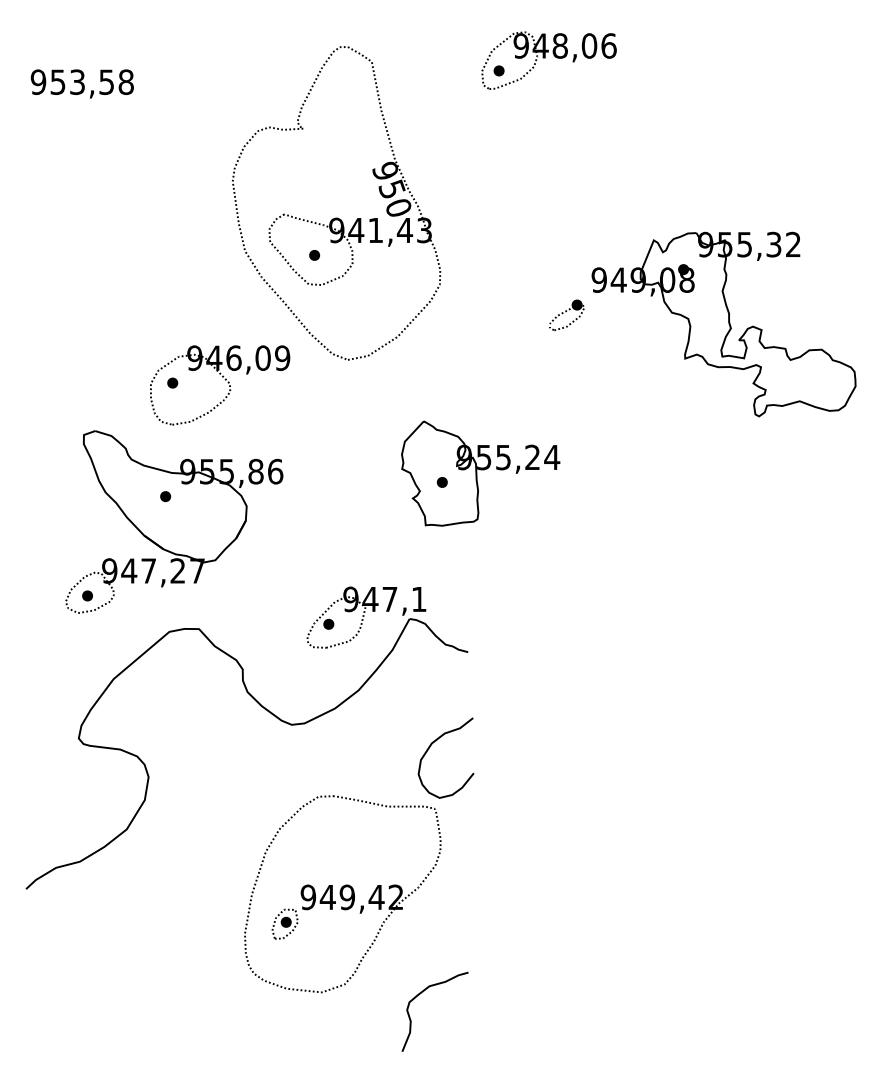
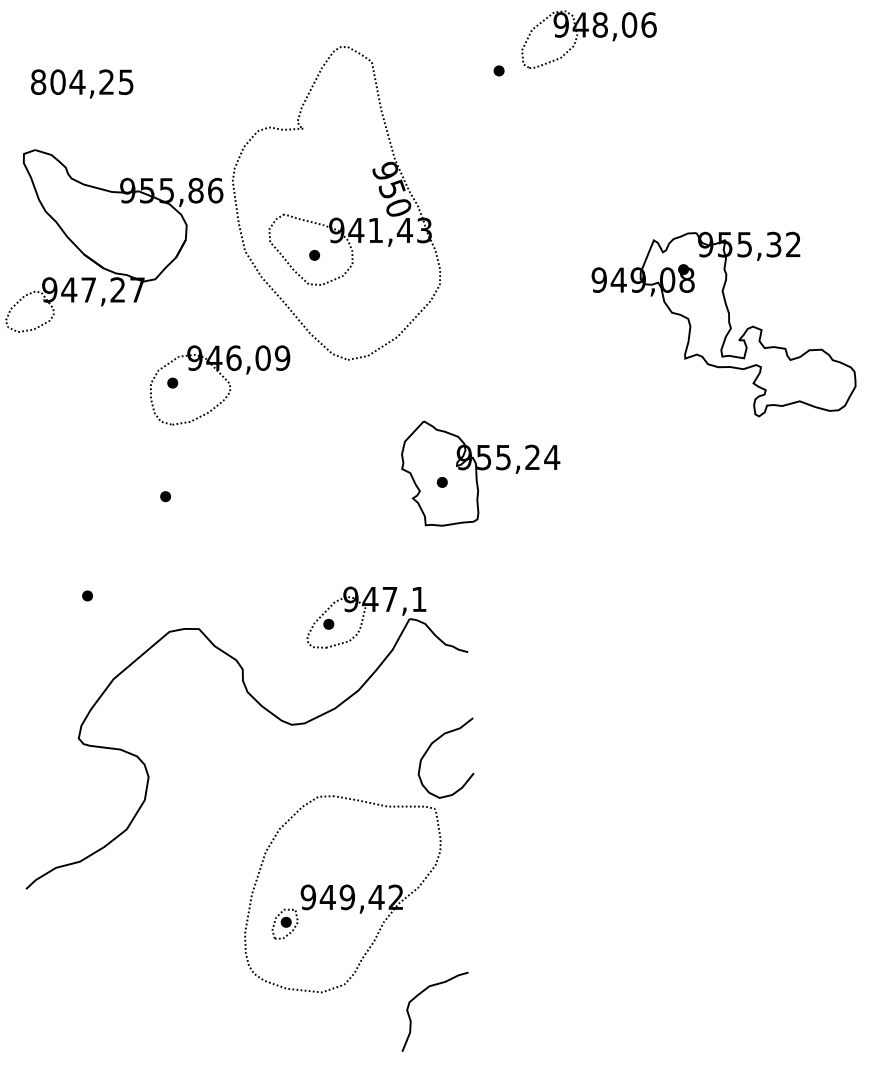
part position: (548, 60) -> (588, 39) (588, 39)
text: 953,58 -> 804,25 (81, 82)
part: present -> none (566, 314)
part position: (174, 521) -> (114, 240) (114, 240)
